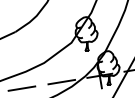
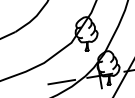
line: present -> none (21, 88)
